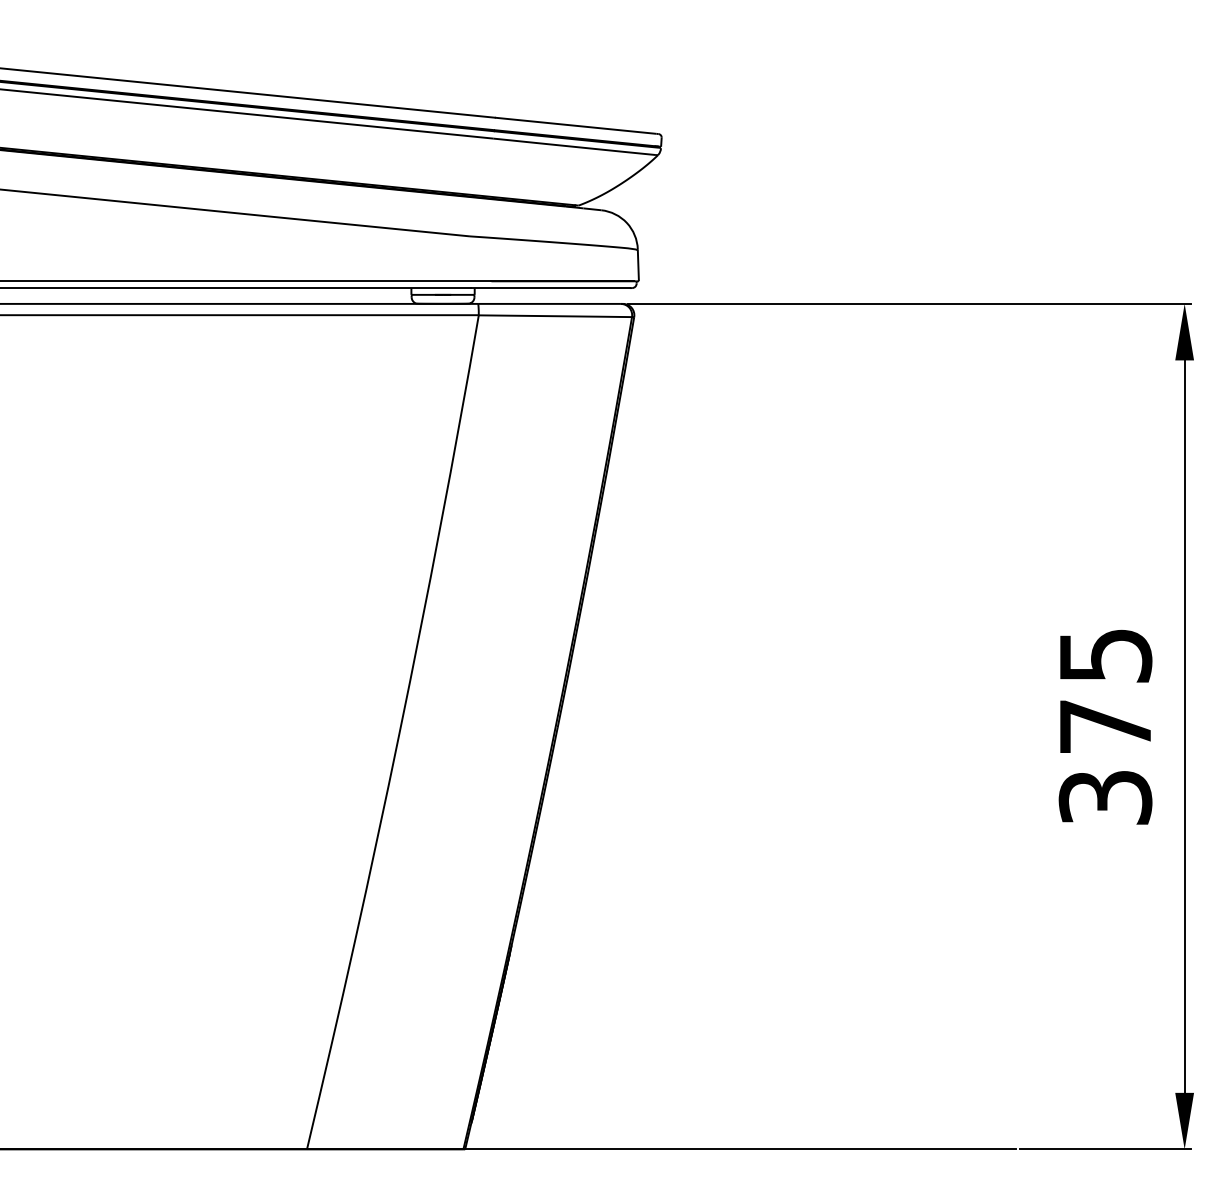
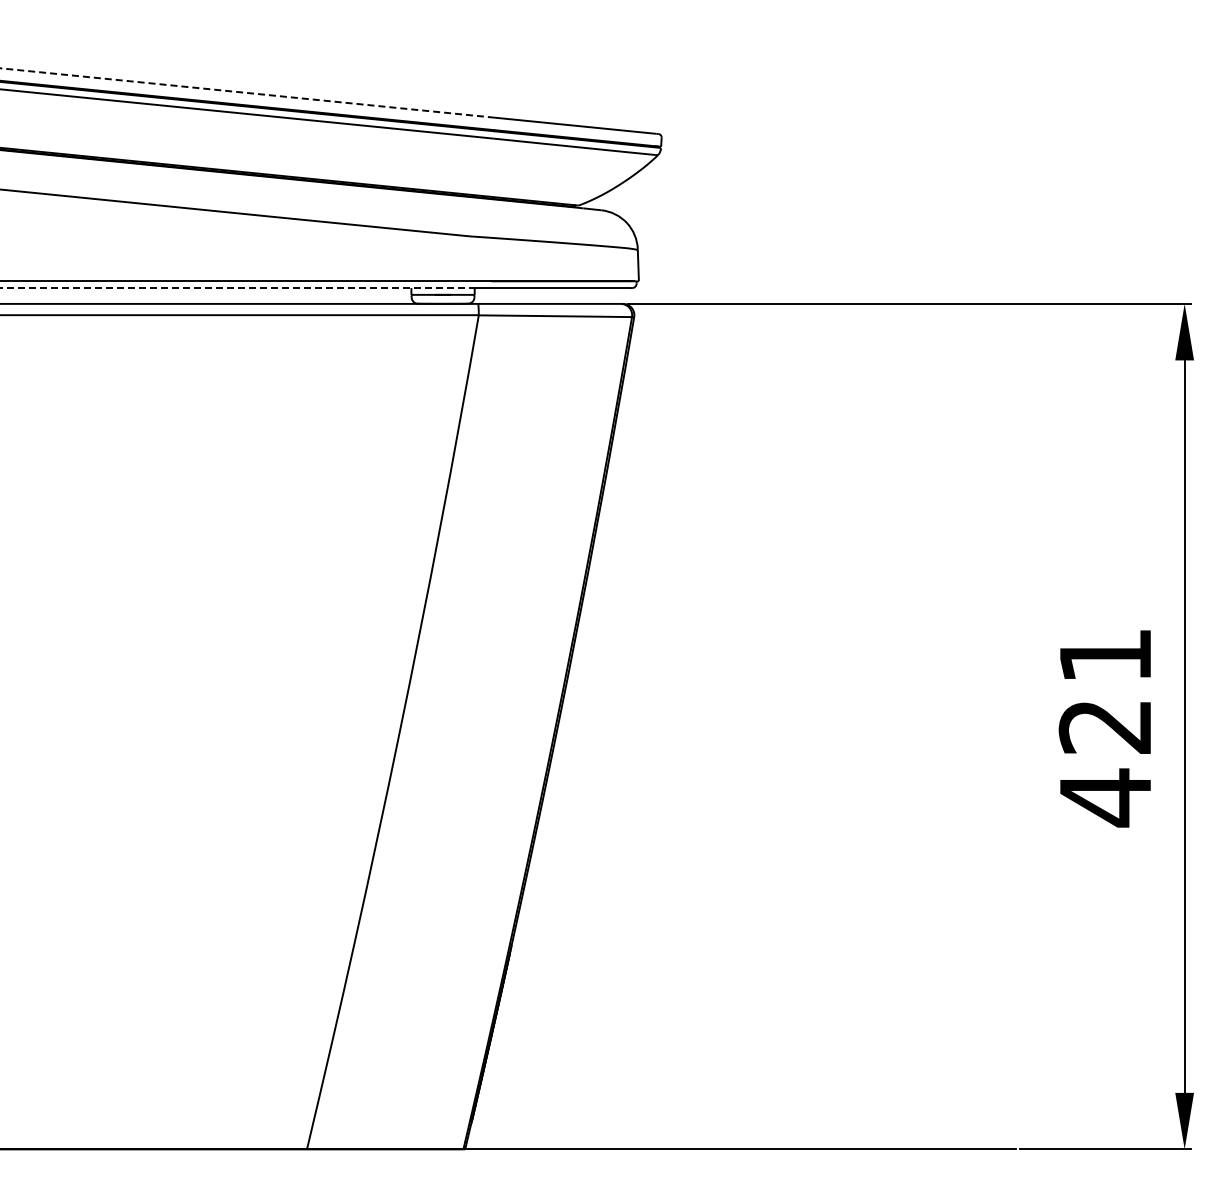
line: solid -> dashed (247, 92)
line: solid -> dashed (236, 288)
text: 375 -> 421 (1105, 728)
